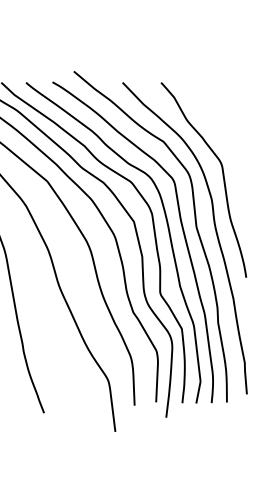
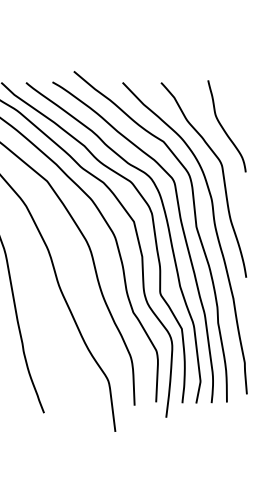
curve: none -> present (224, 128)
